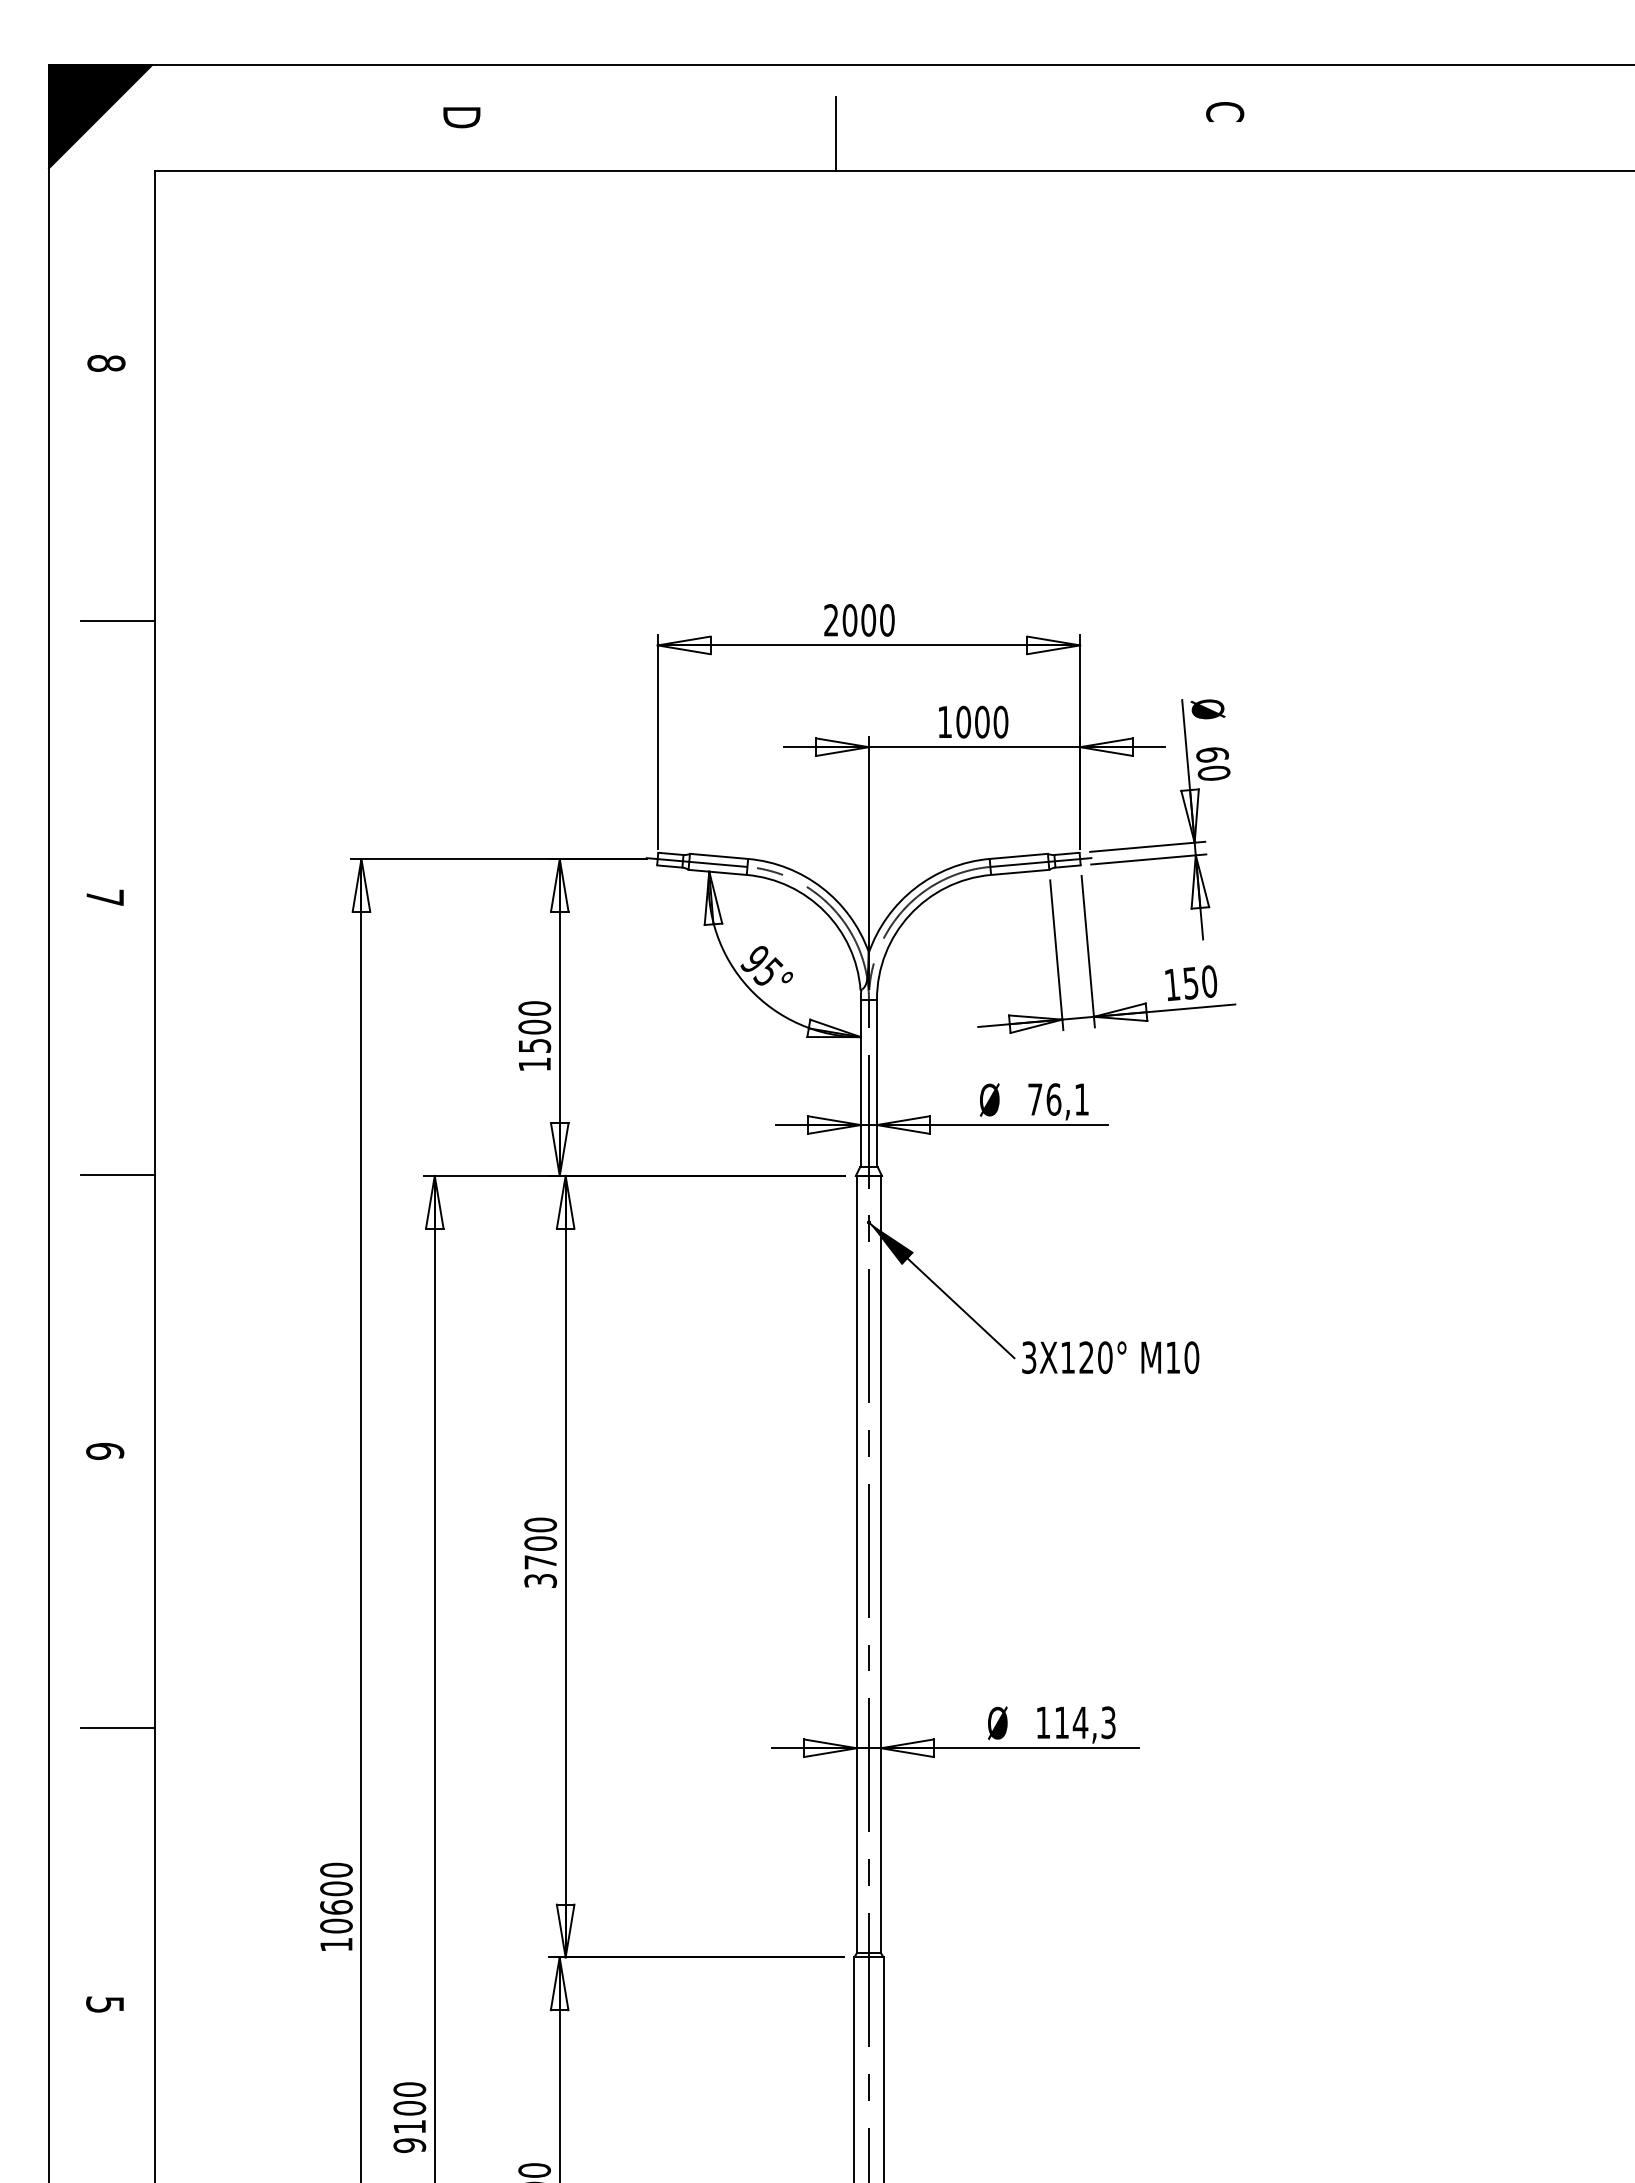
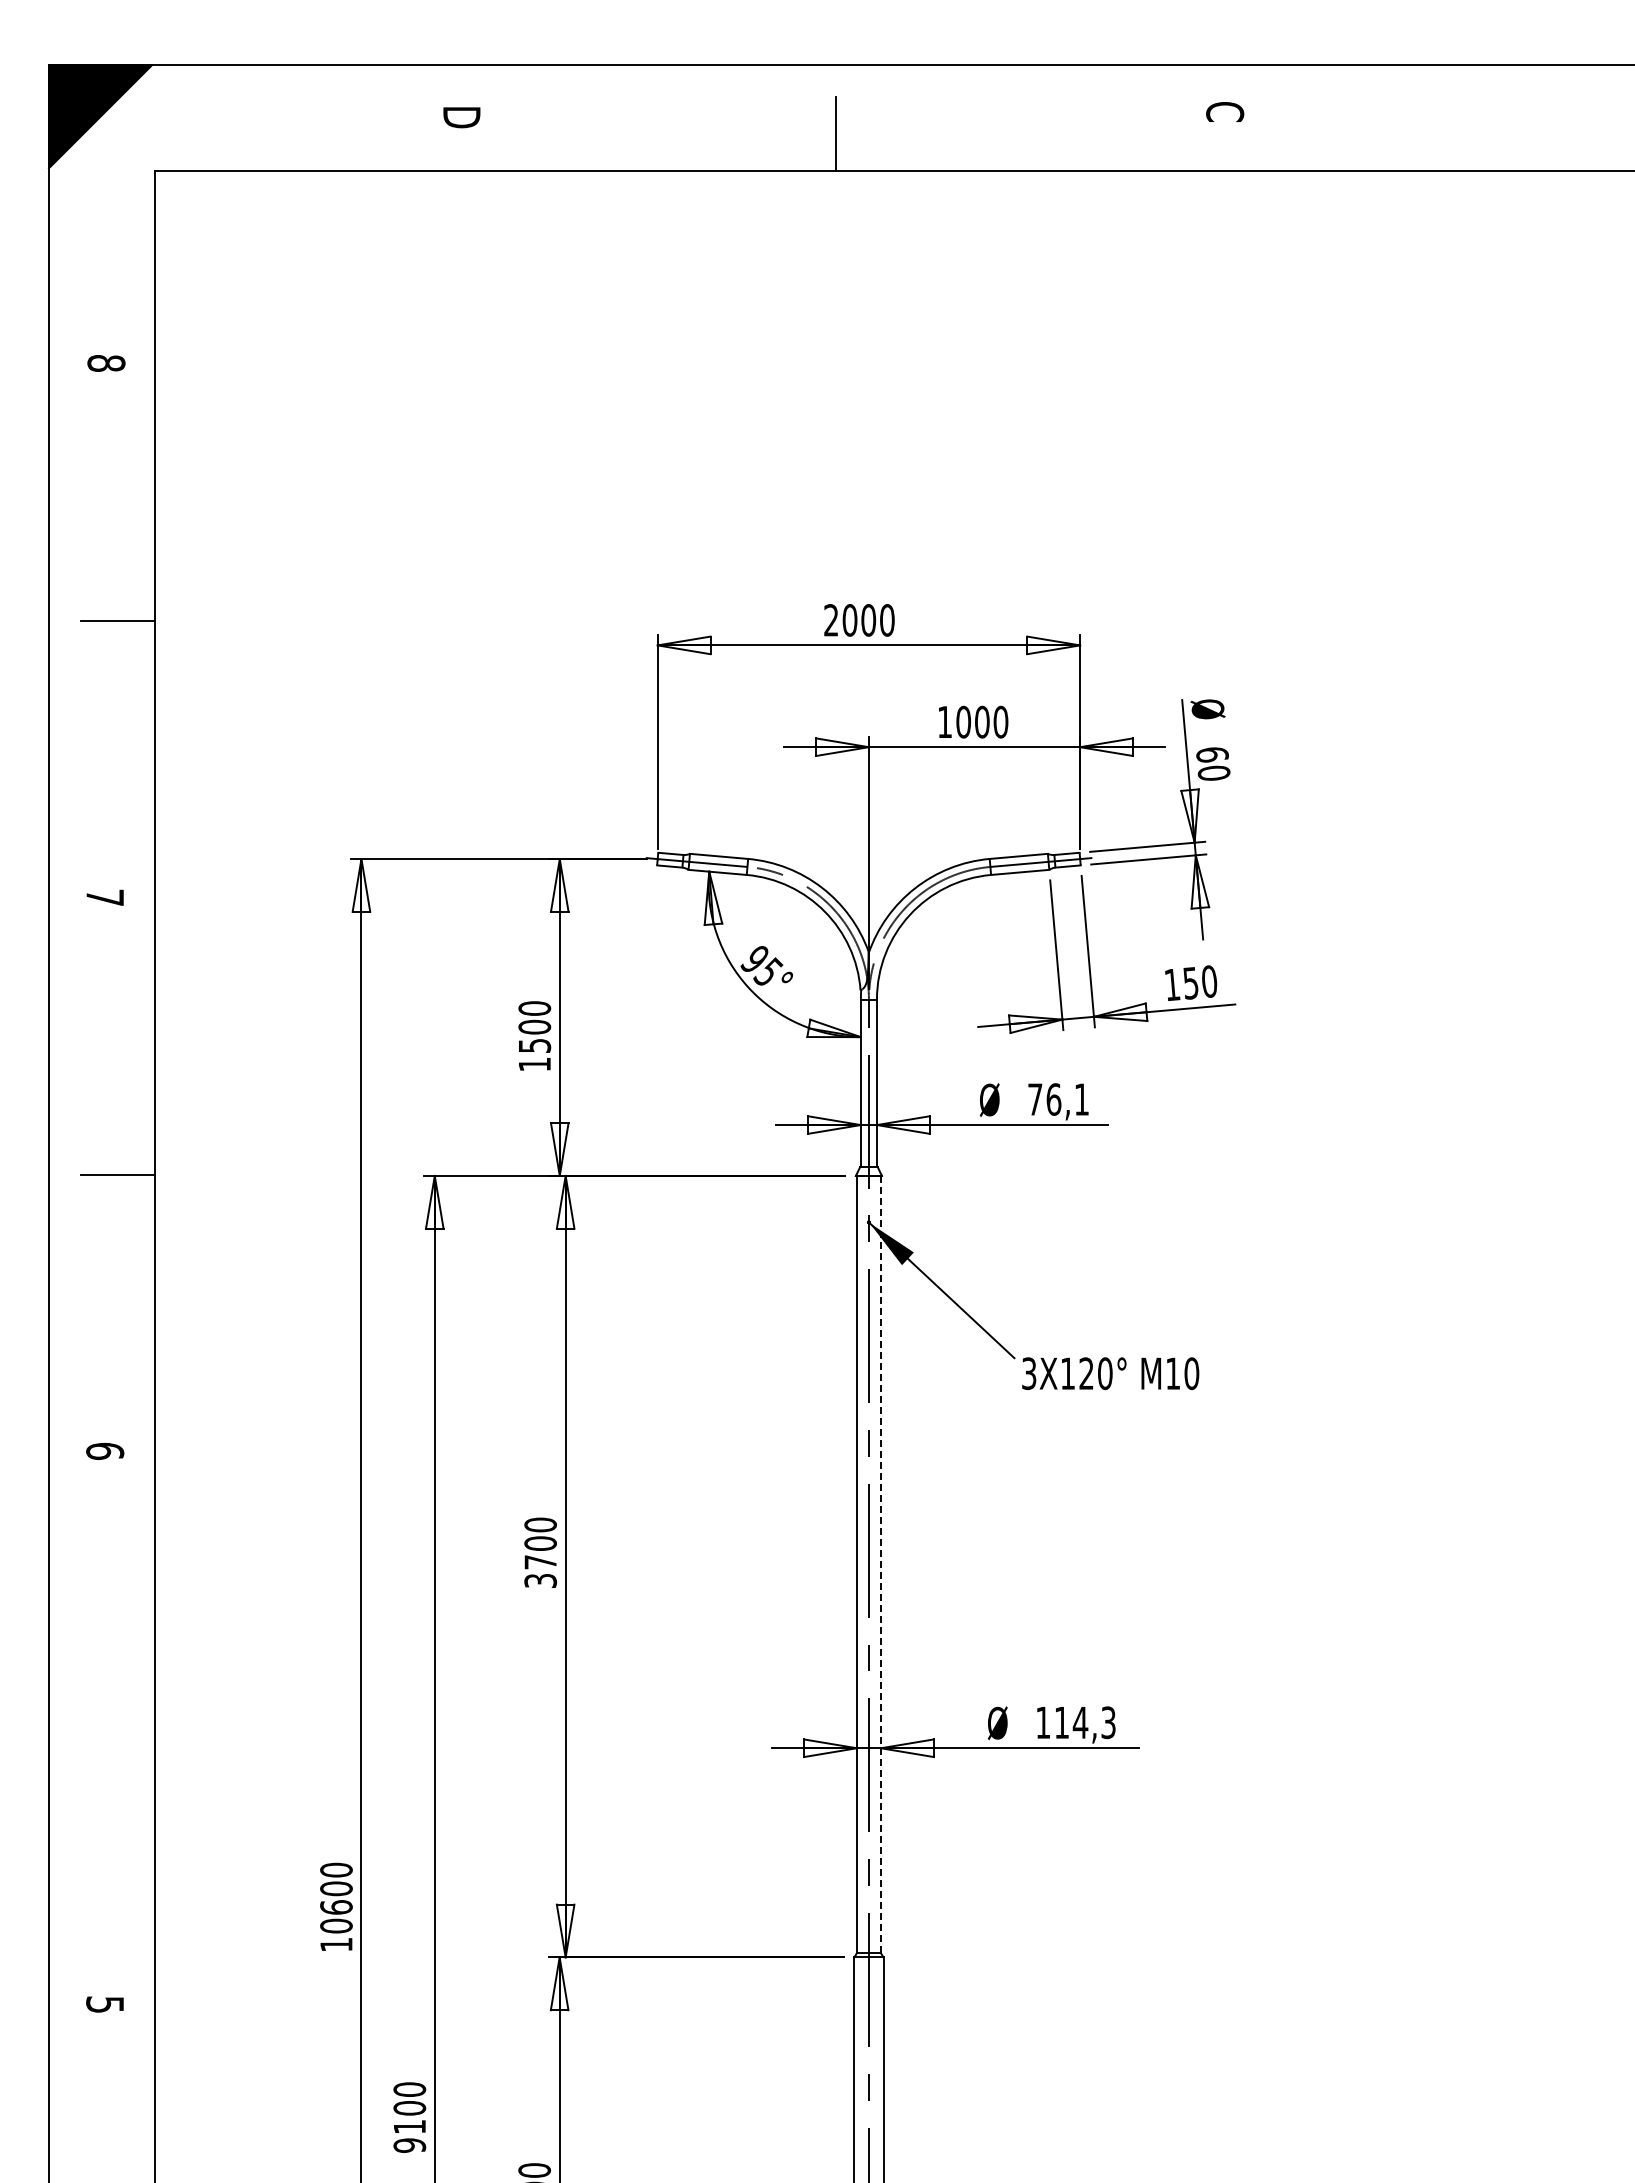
text position: (1110, 1357) -> (1110, 1373) (1110, 1373)
line: solid -> dashed (881, 1564)
line: present -> none (117, 1728)
